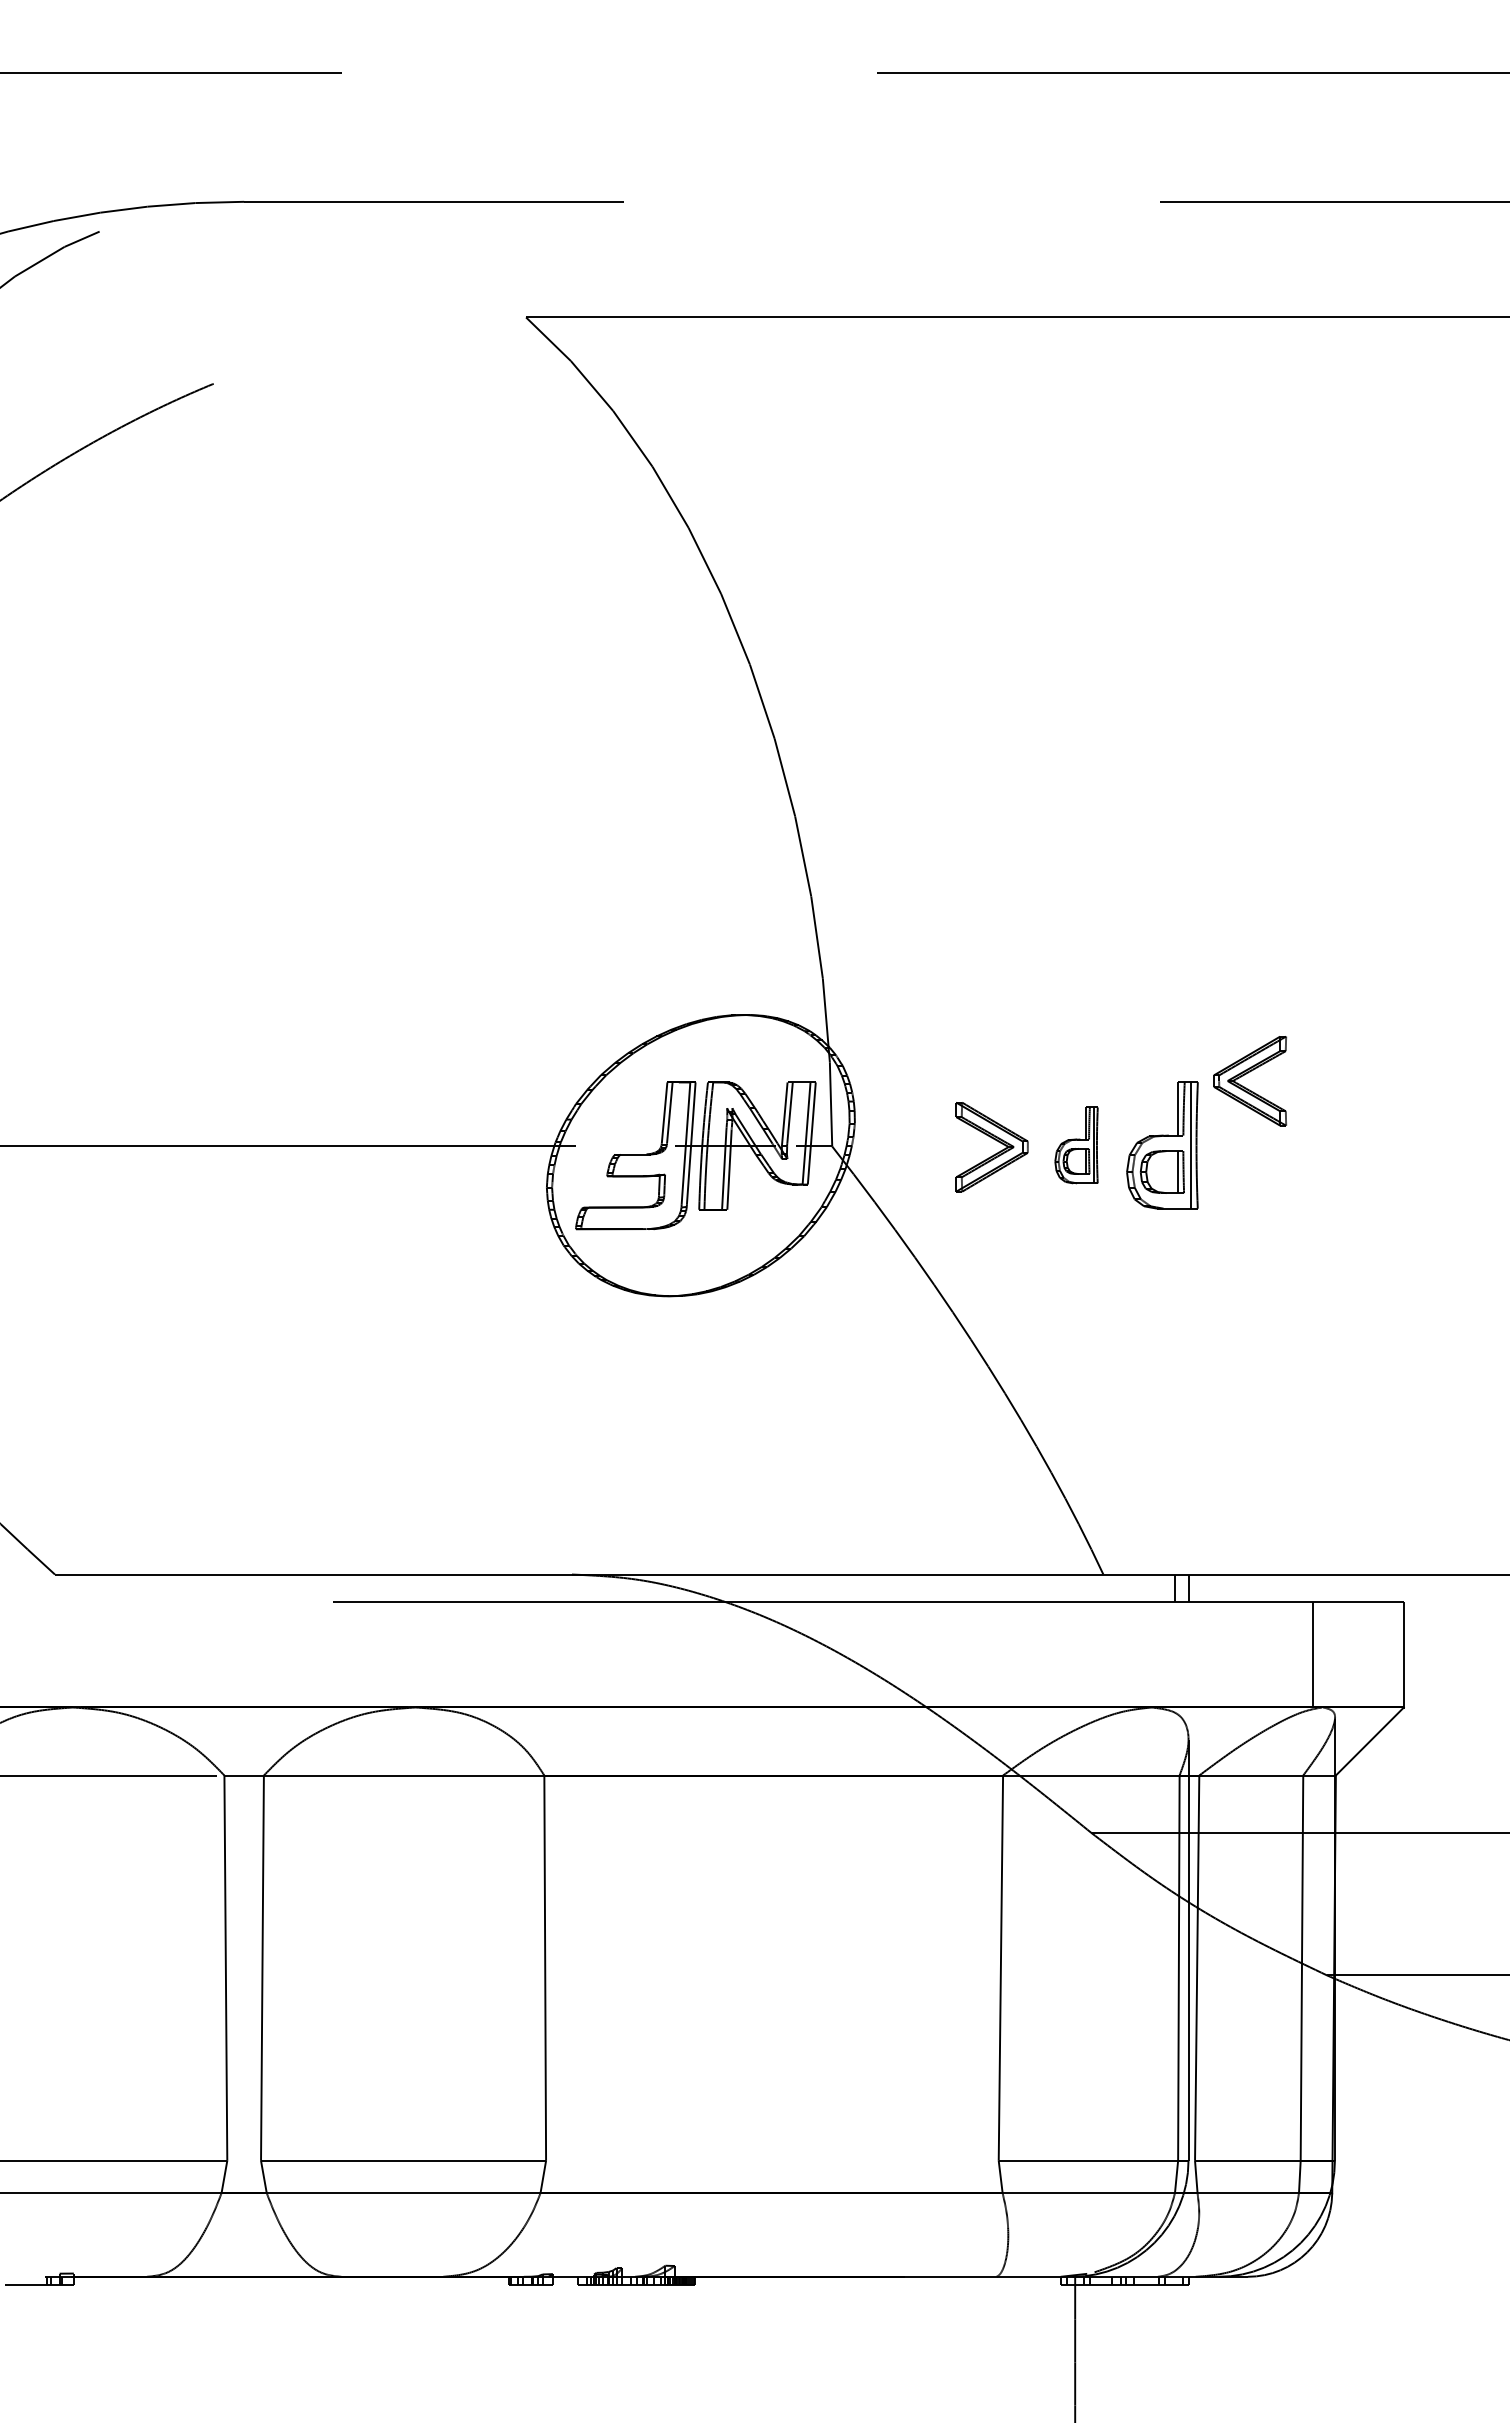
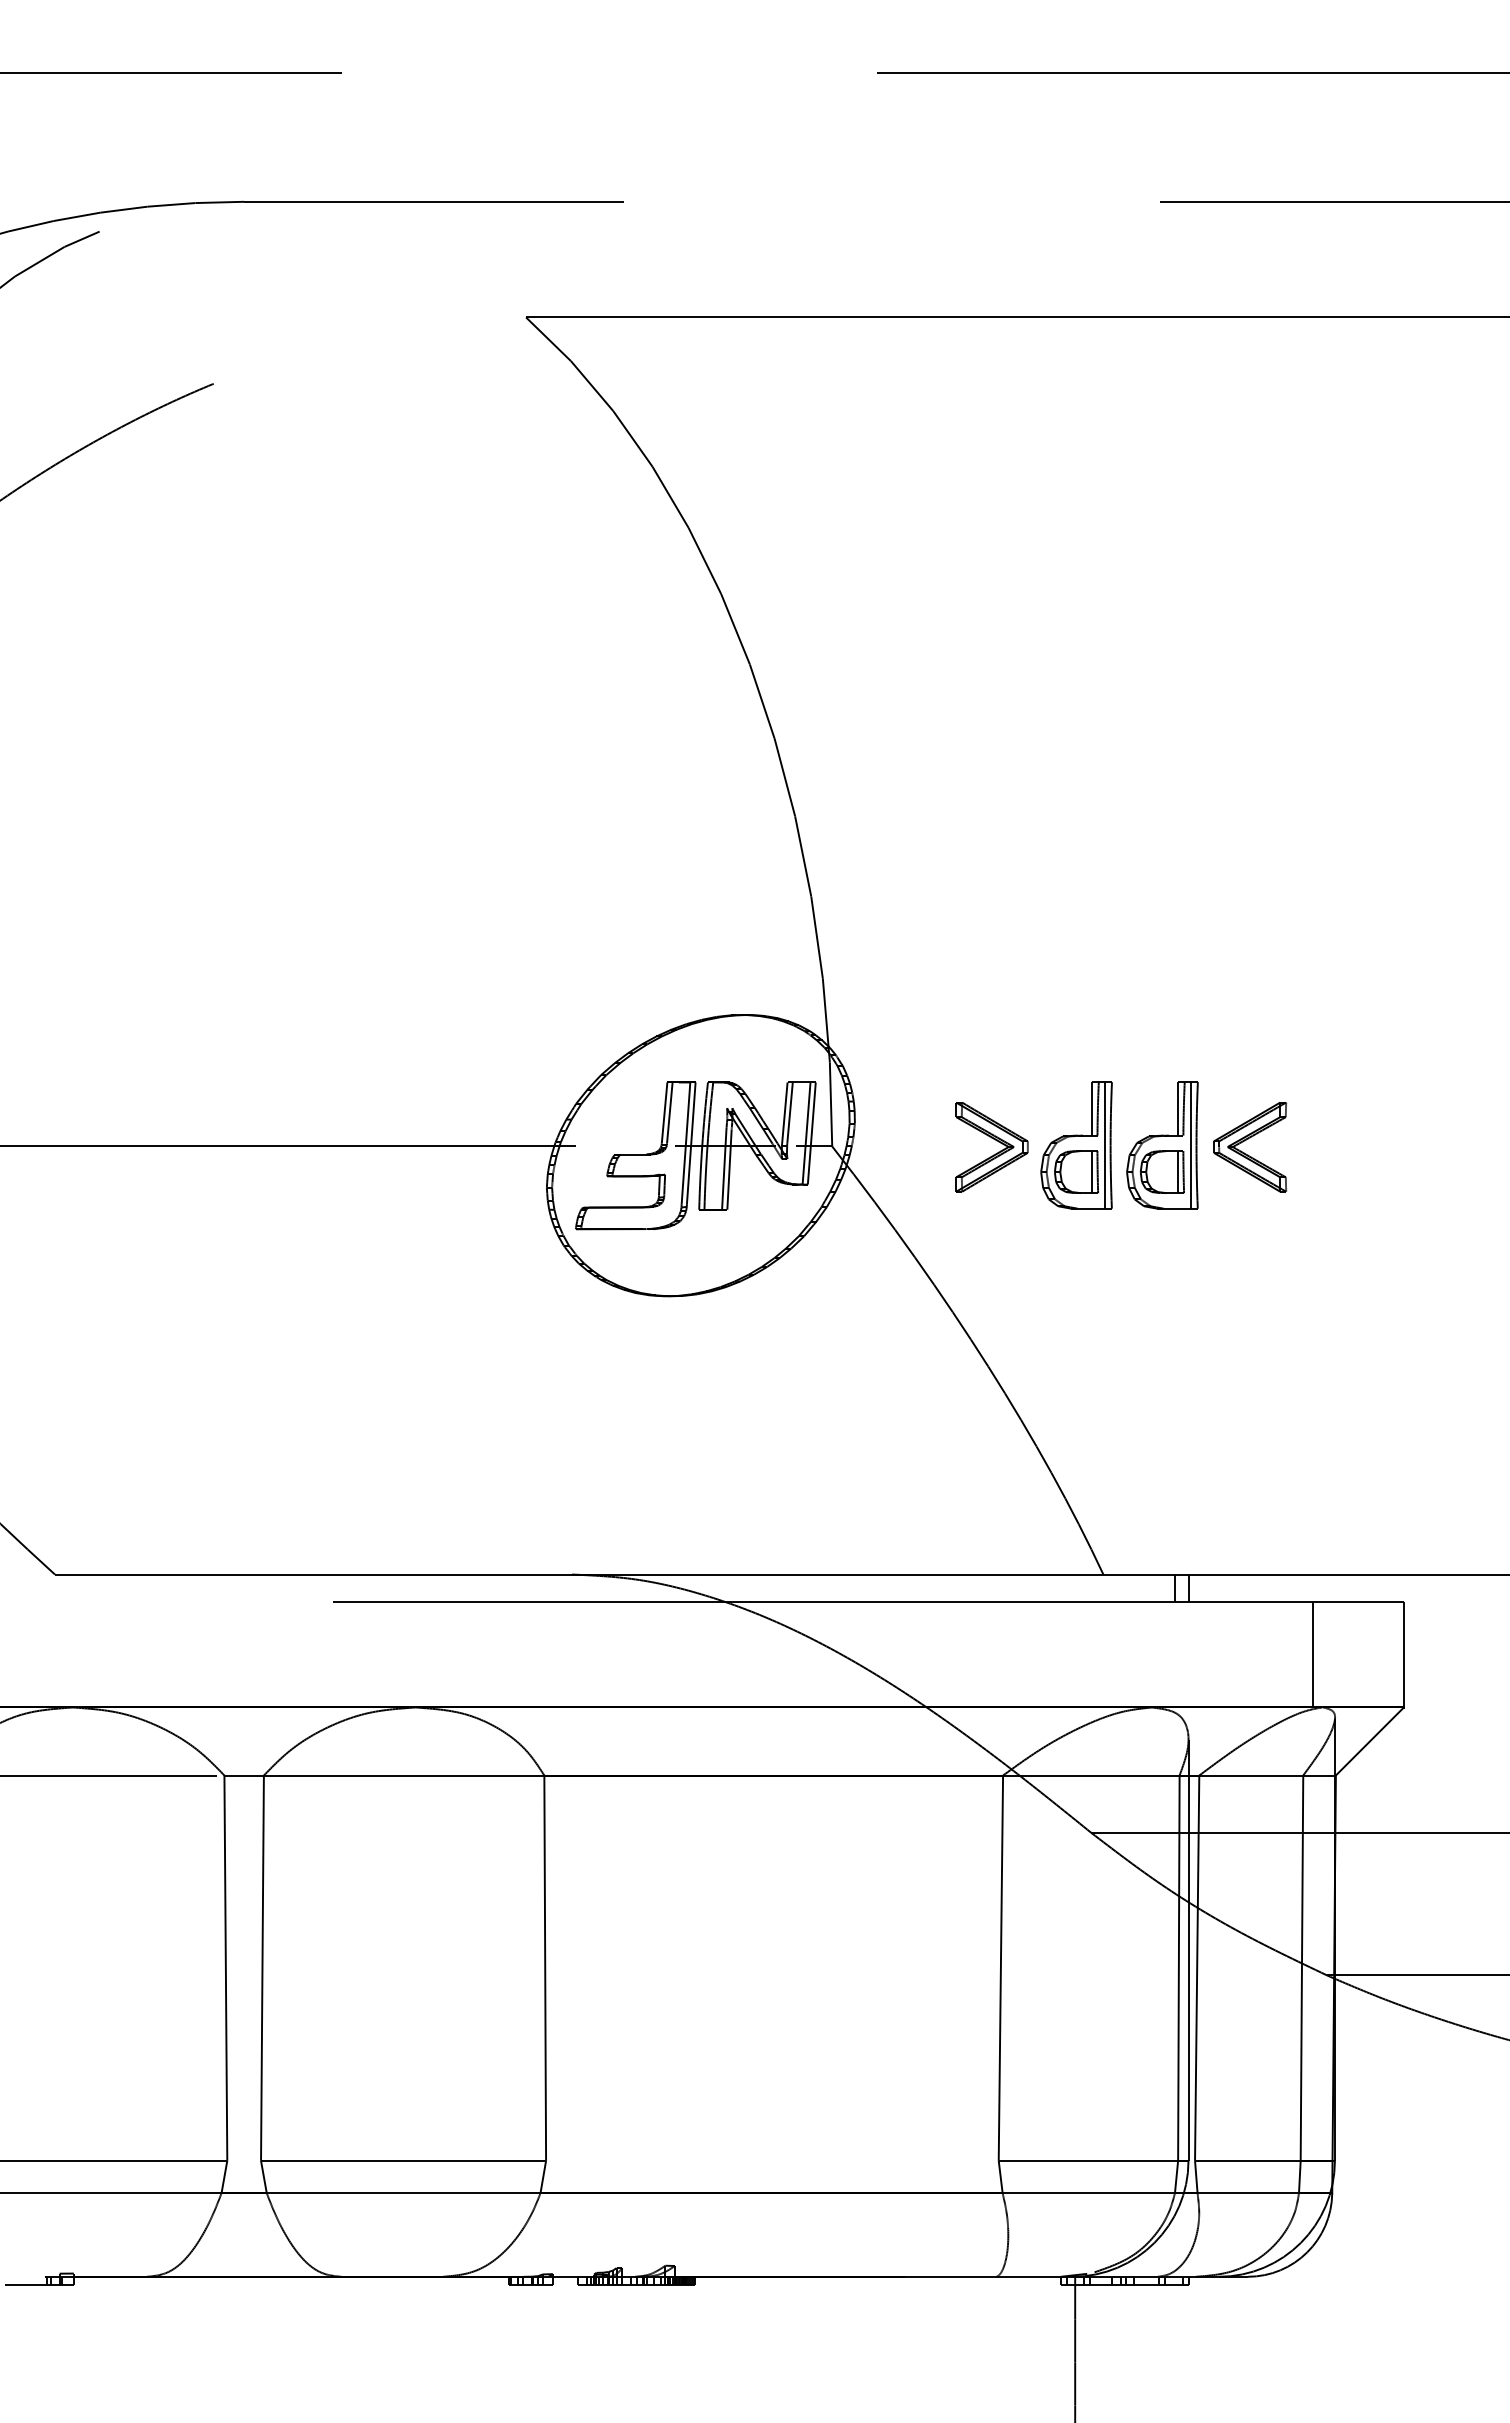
part position: (1246, 1087) -> (1246, 1153) (1246, 1153)
part size: 45x79 px -> 73x129 px (1076, 1145)
